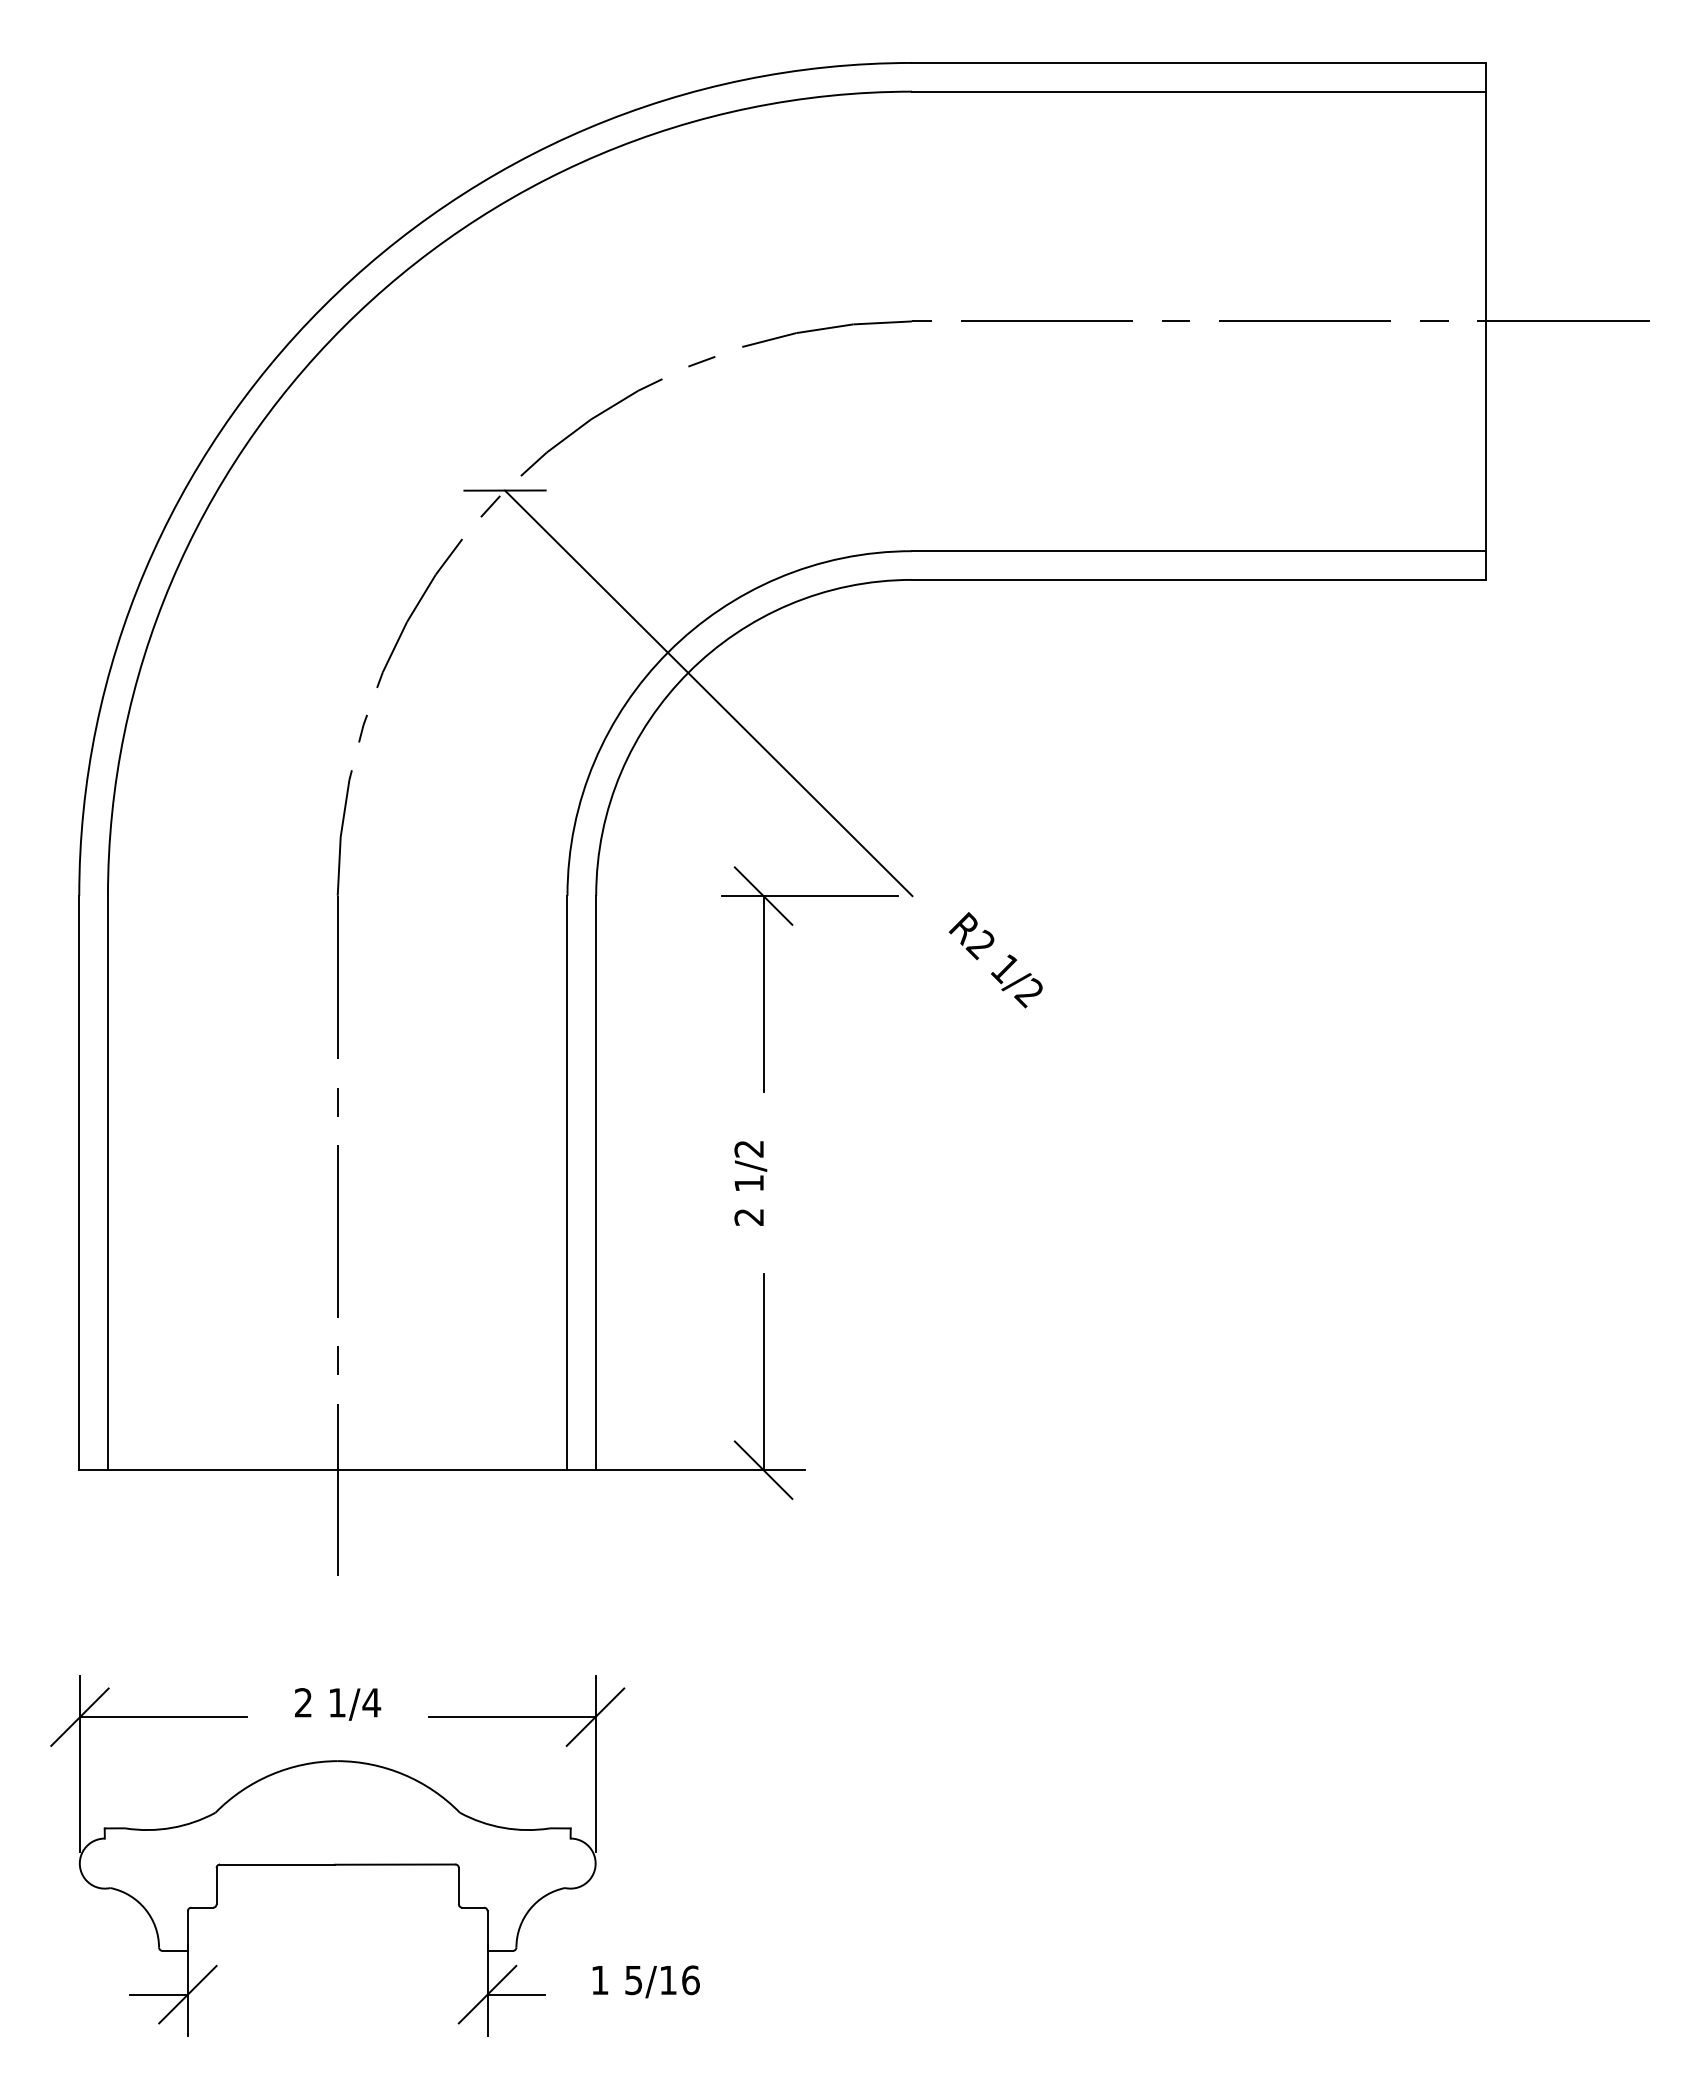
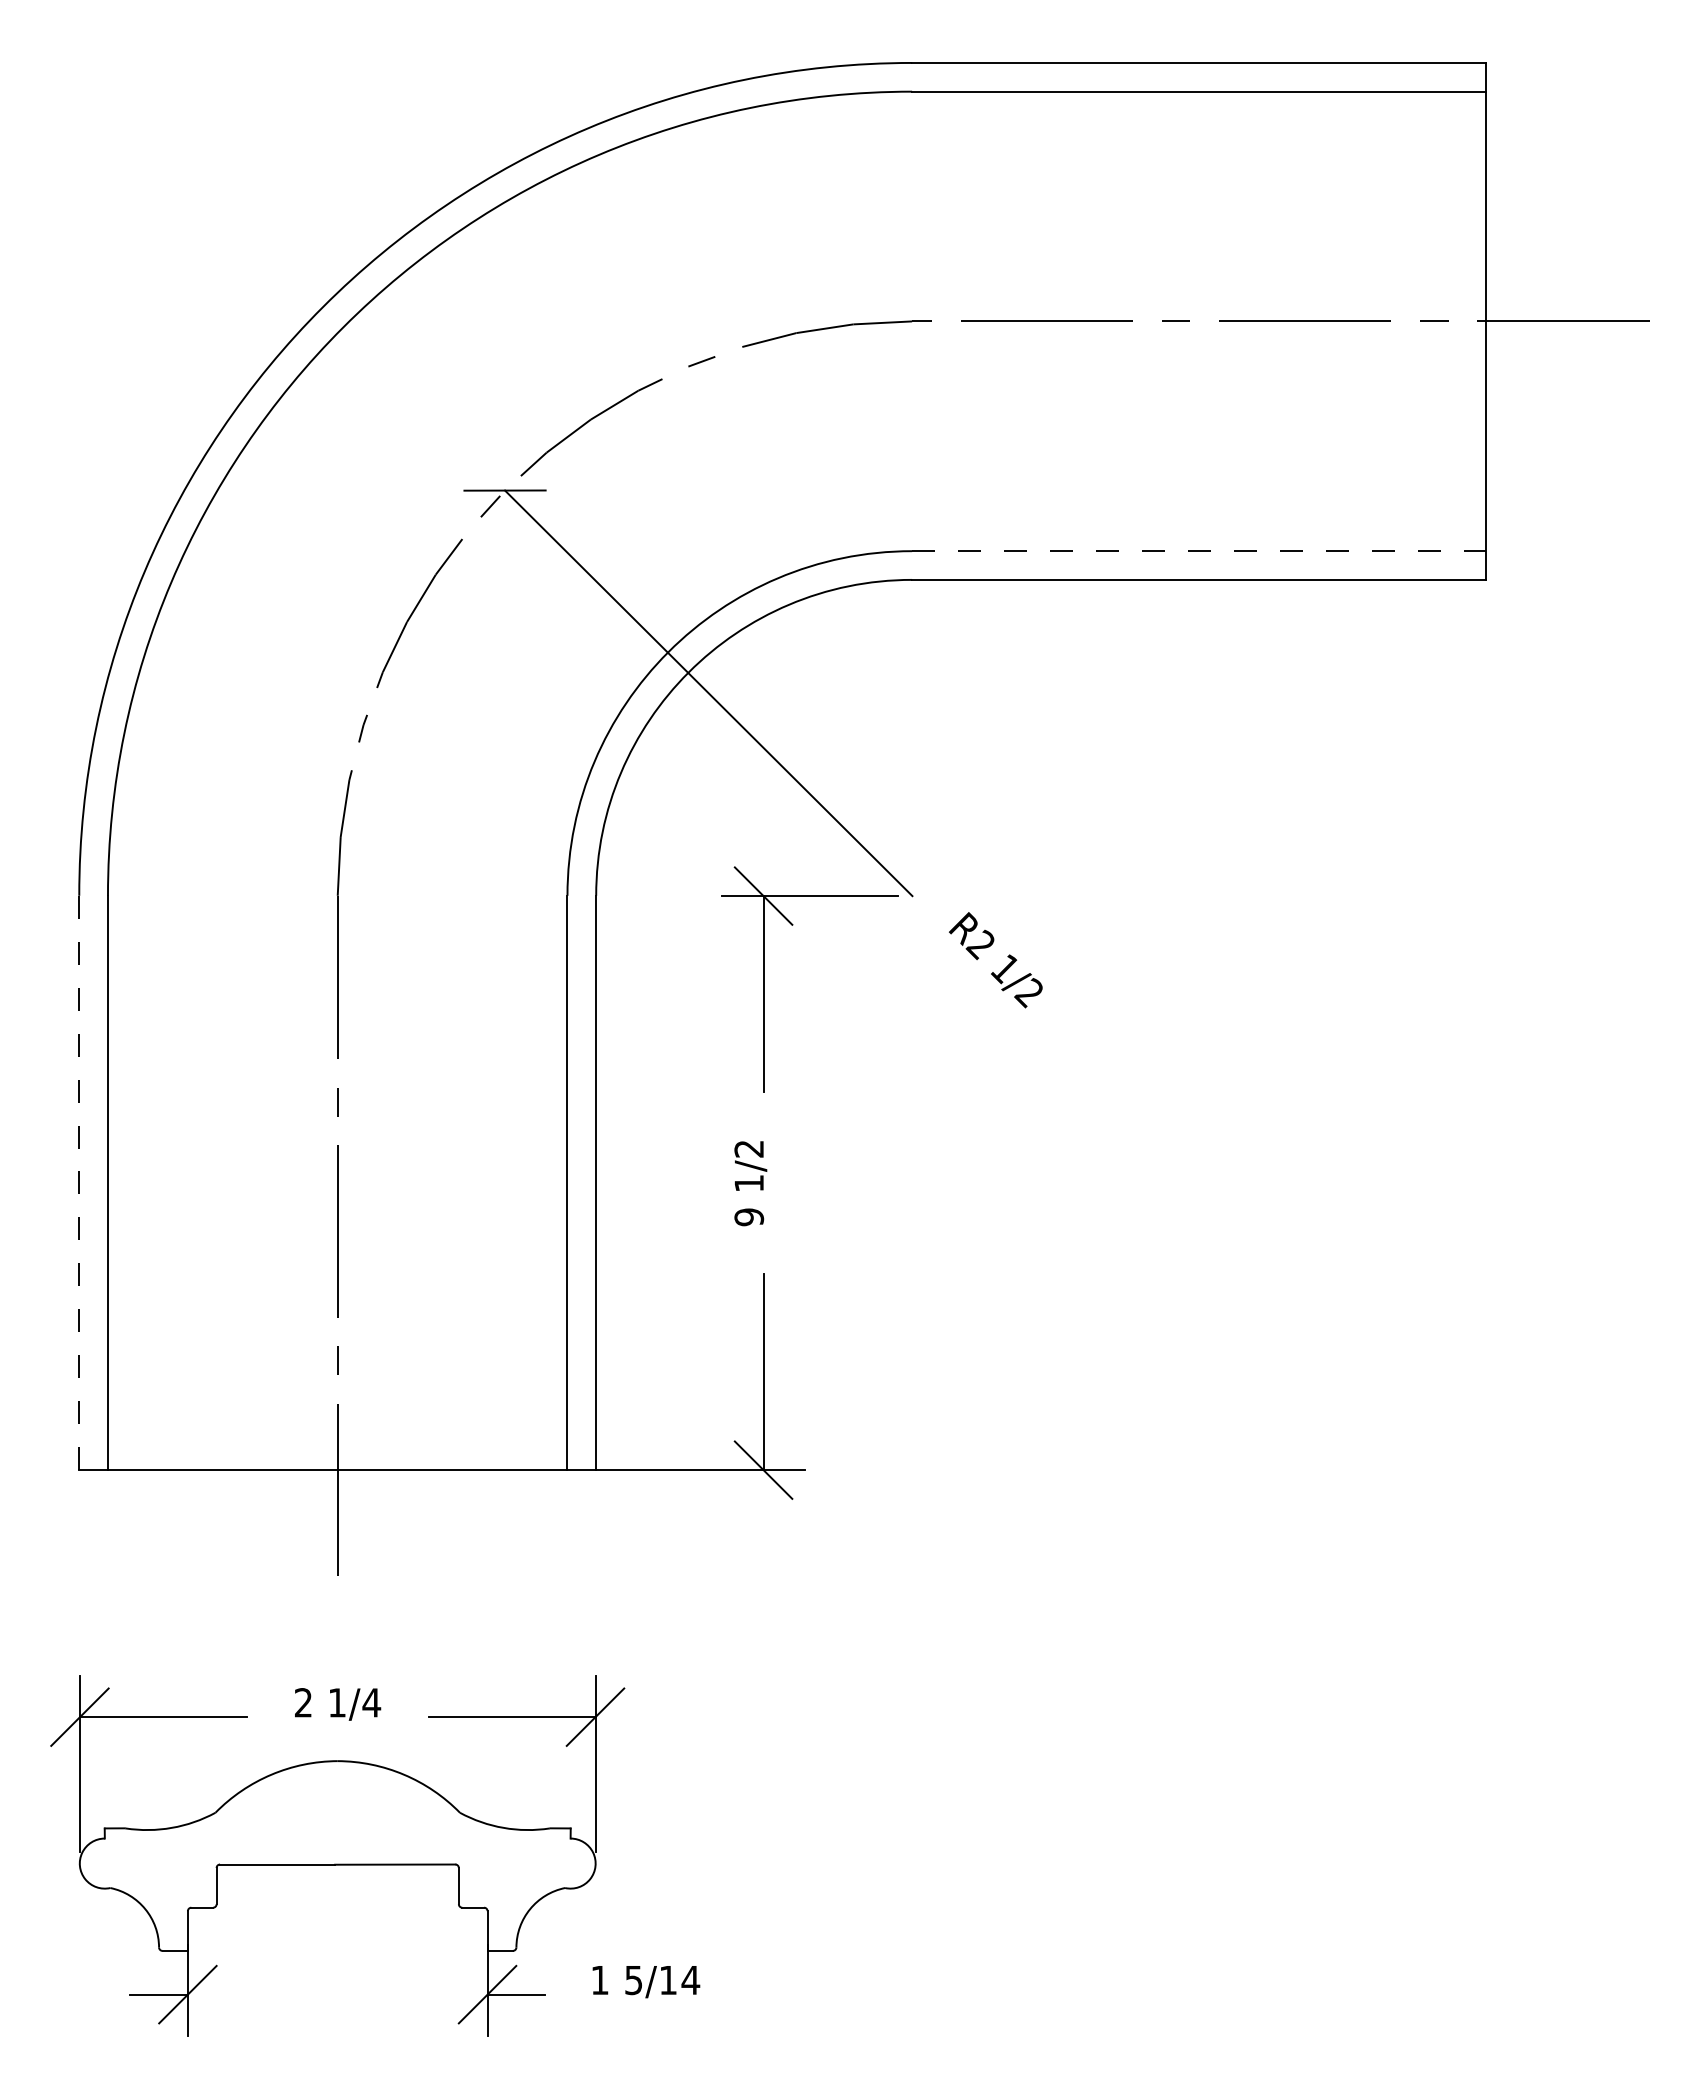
line: solid -> dashed (1198, 551)
line: solid -> dashed (79, 1182)
text: 2 -> 9 (749, 1217)
text: 5/16 -> 5/14 (690, 1980)
